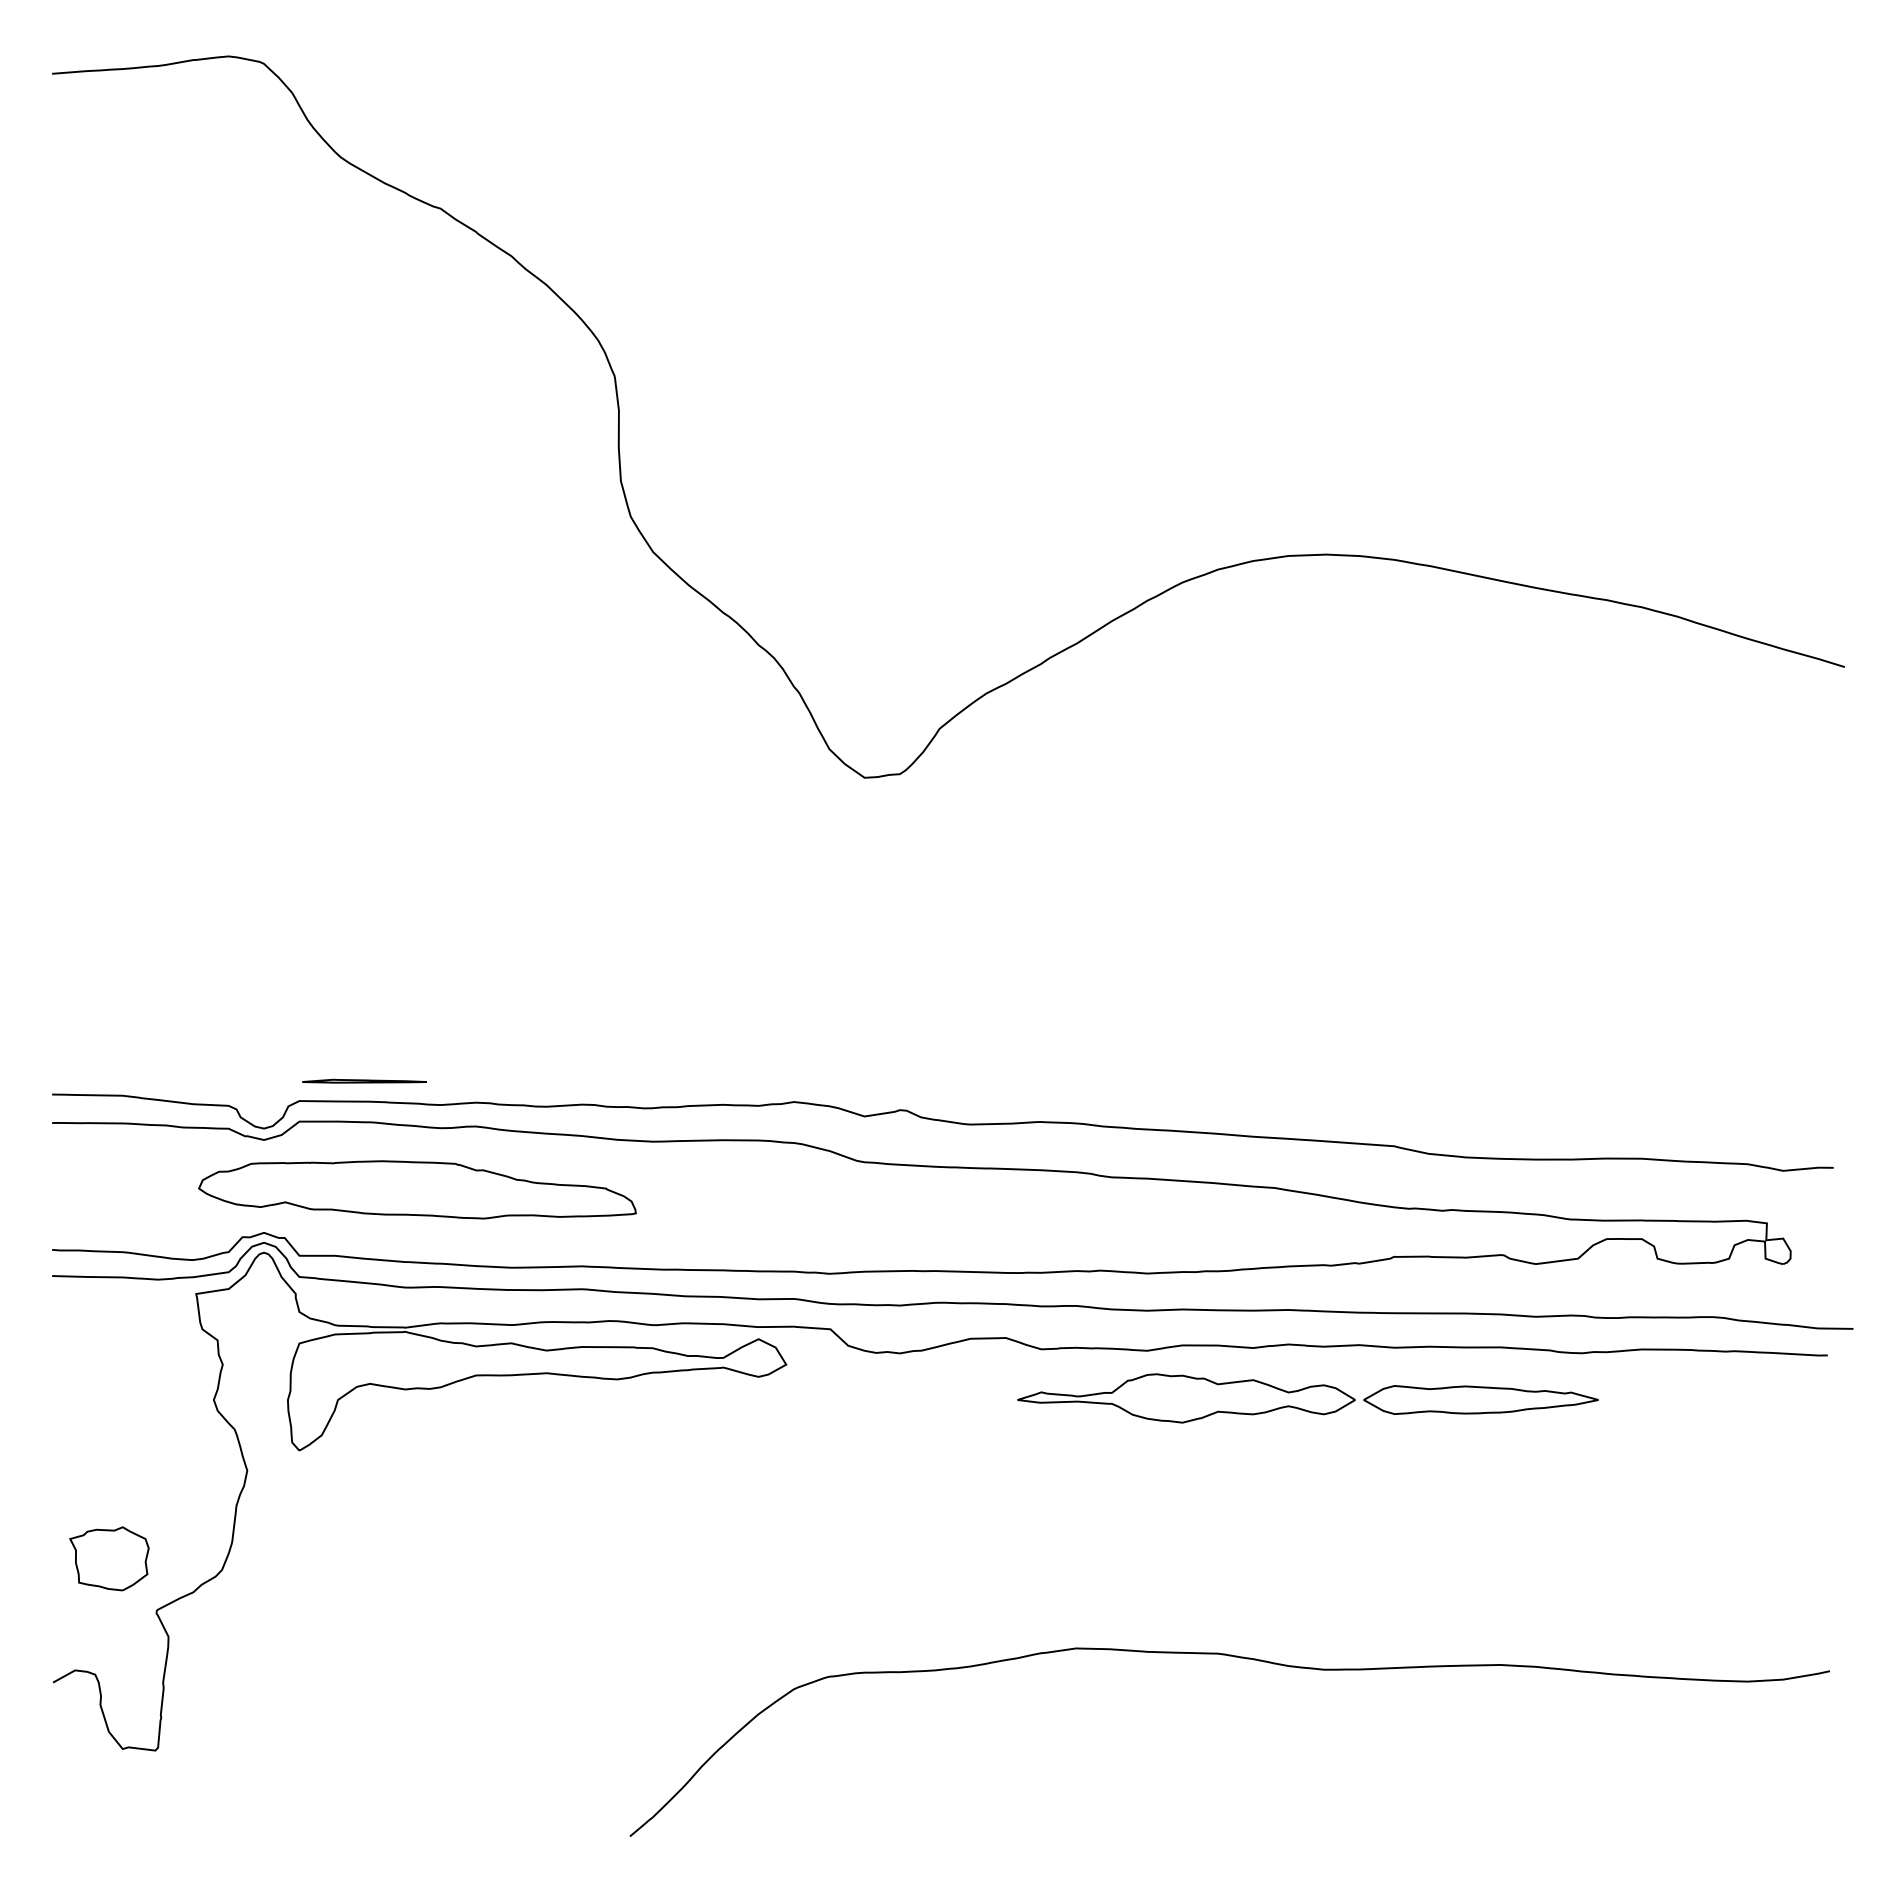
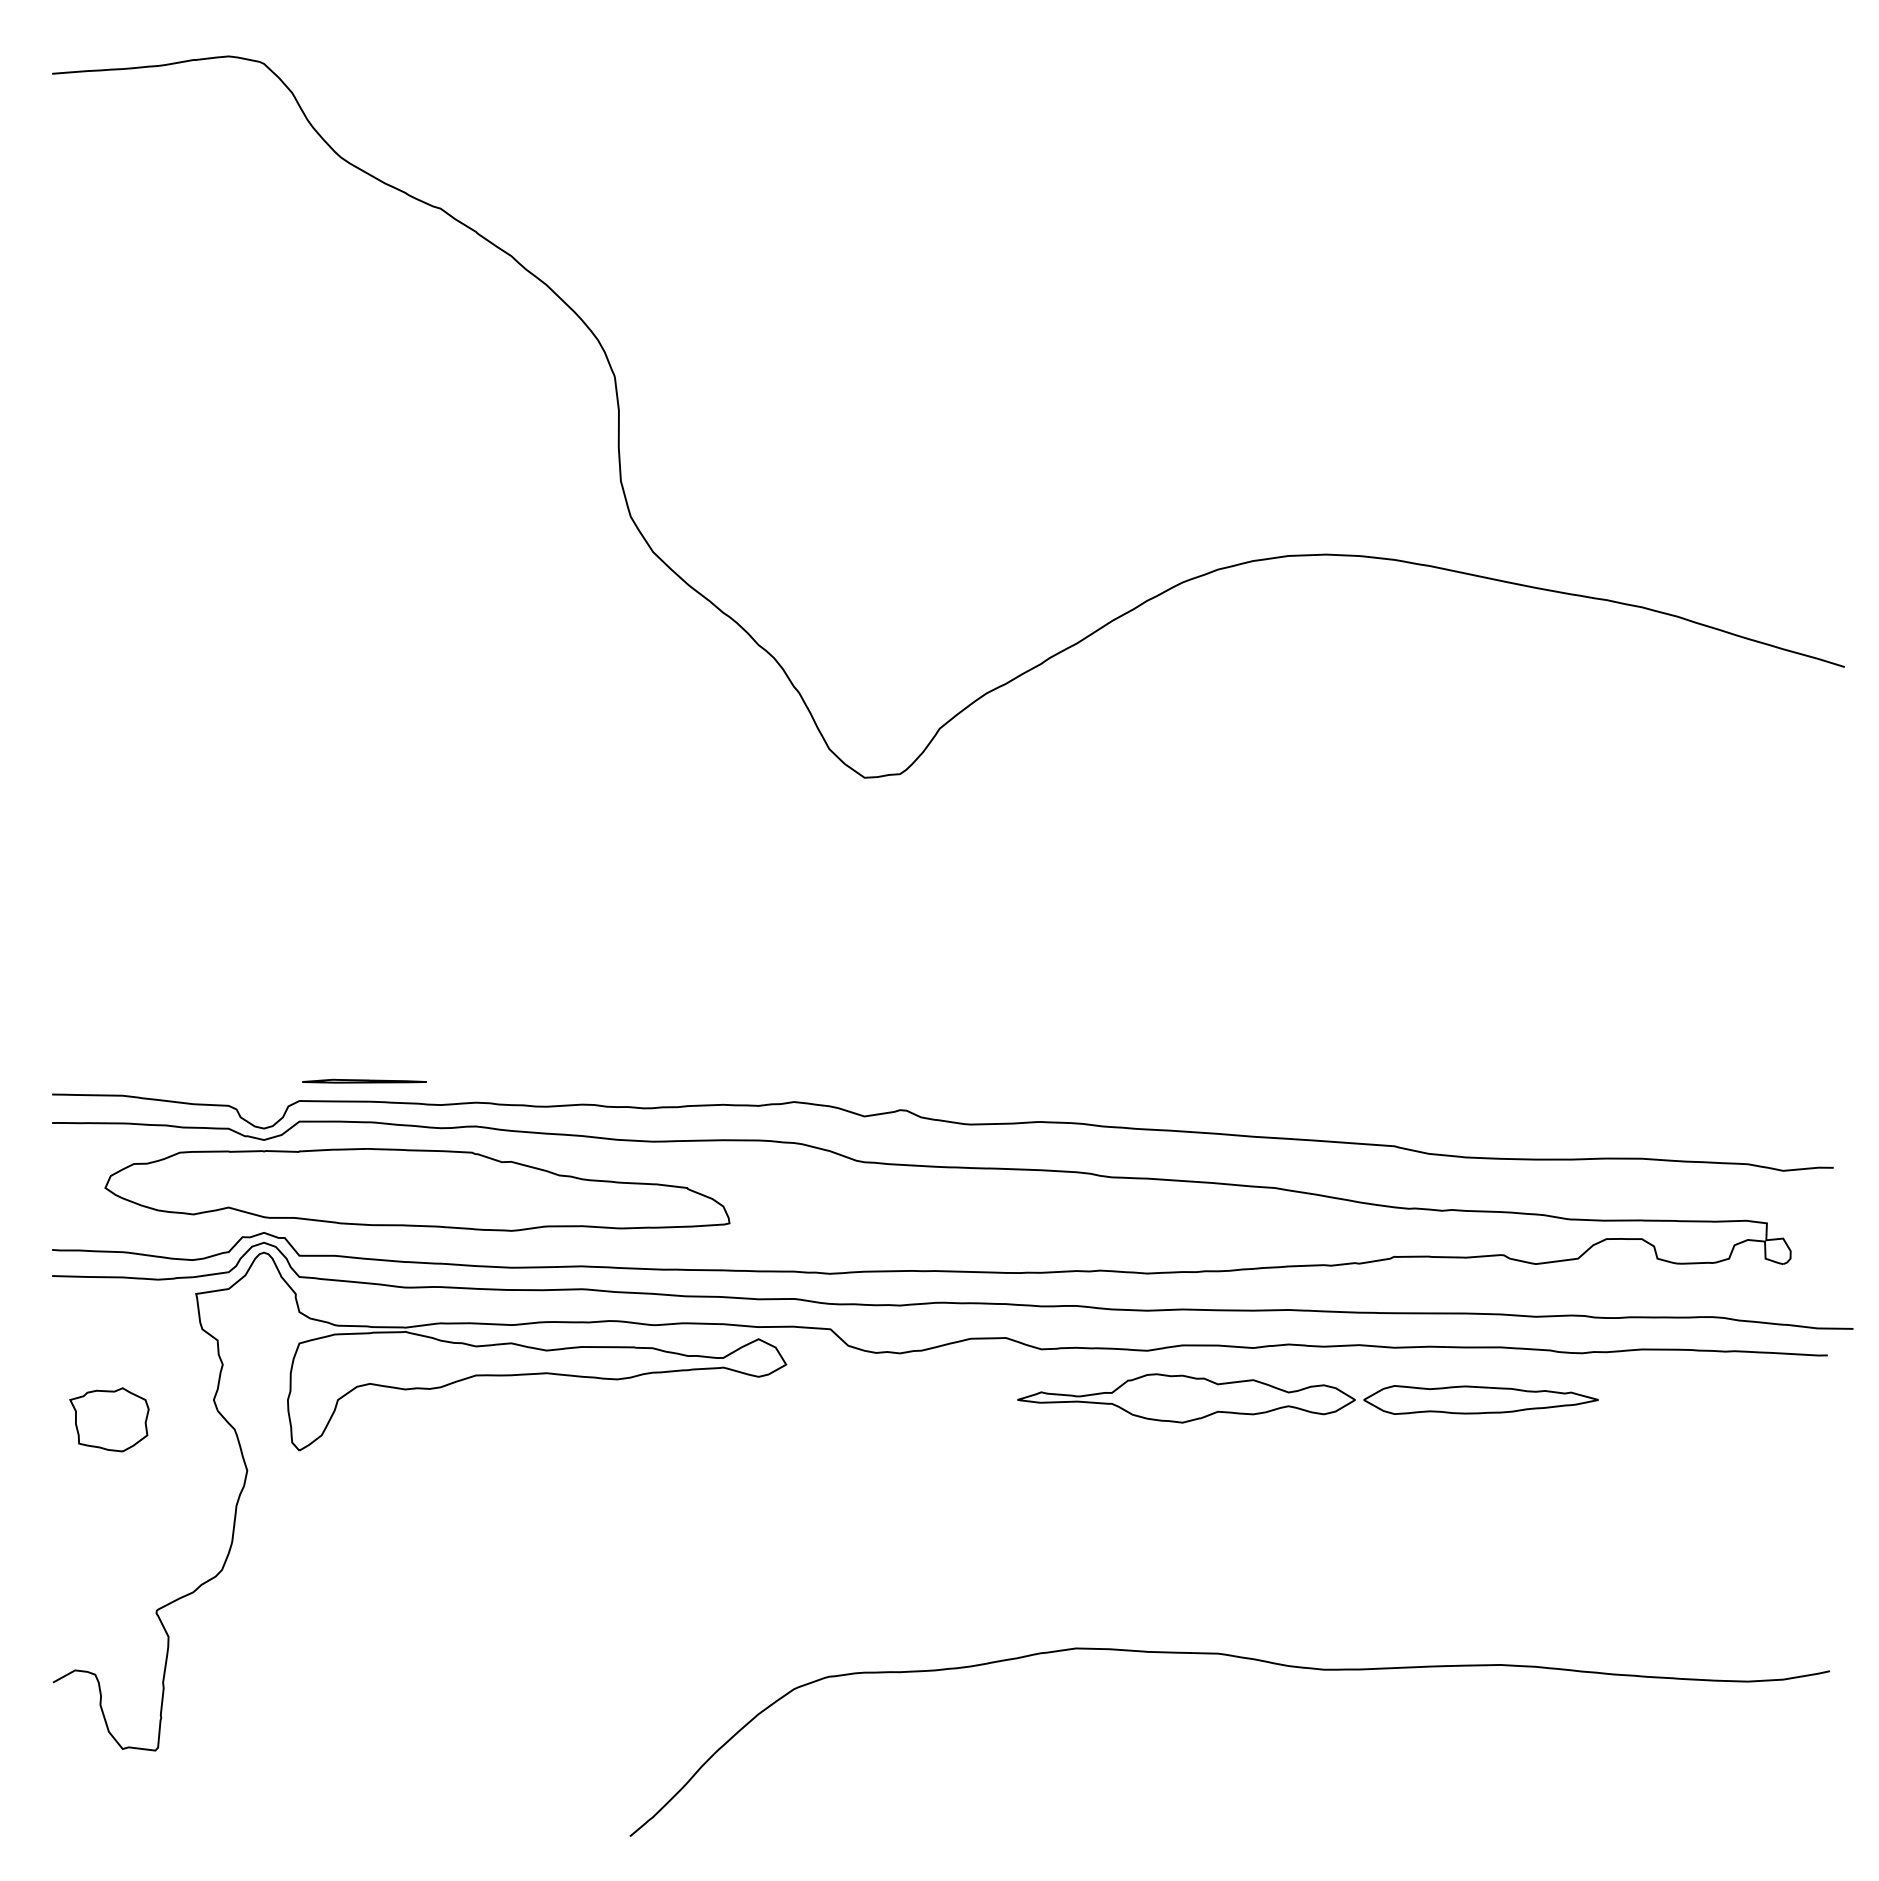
part size: 439x60 px -> 627x84 px (417, 1189)
part position: (109, 1558) -> (109, 1419) (109, 1419)
